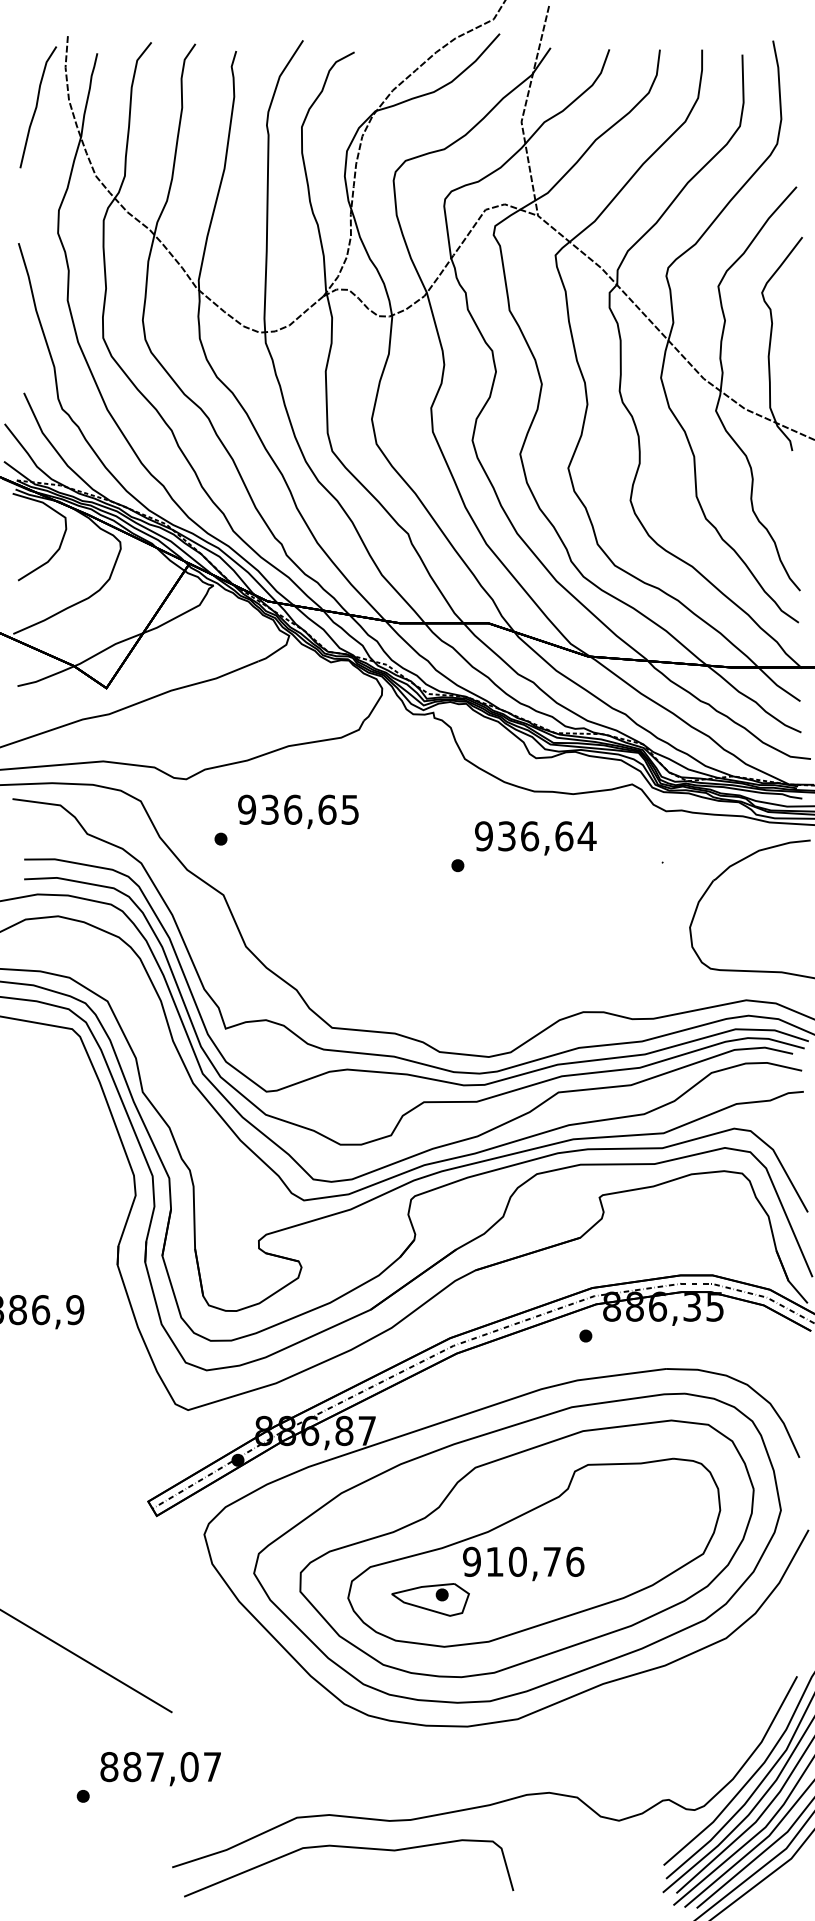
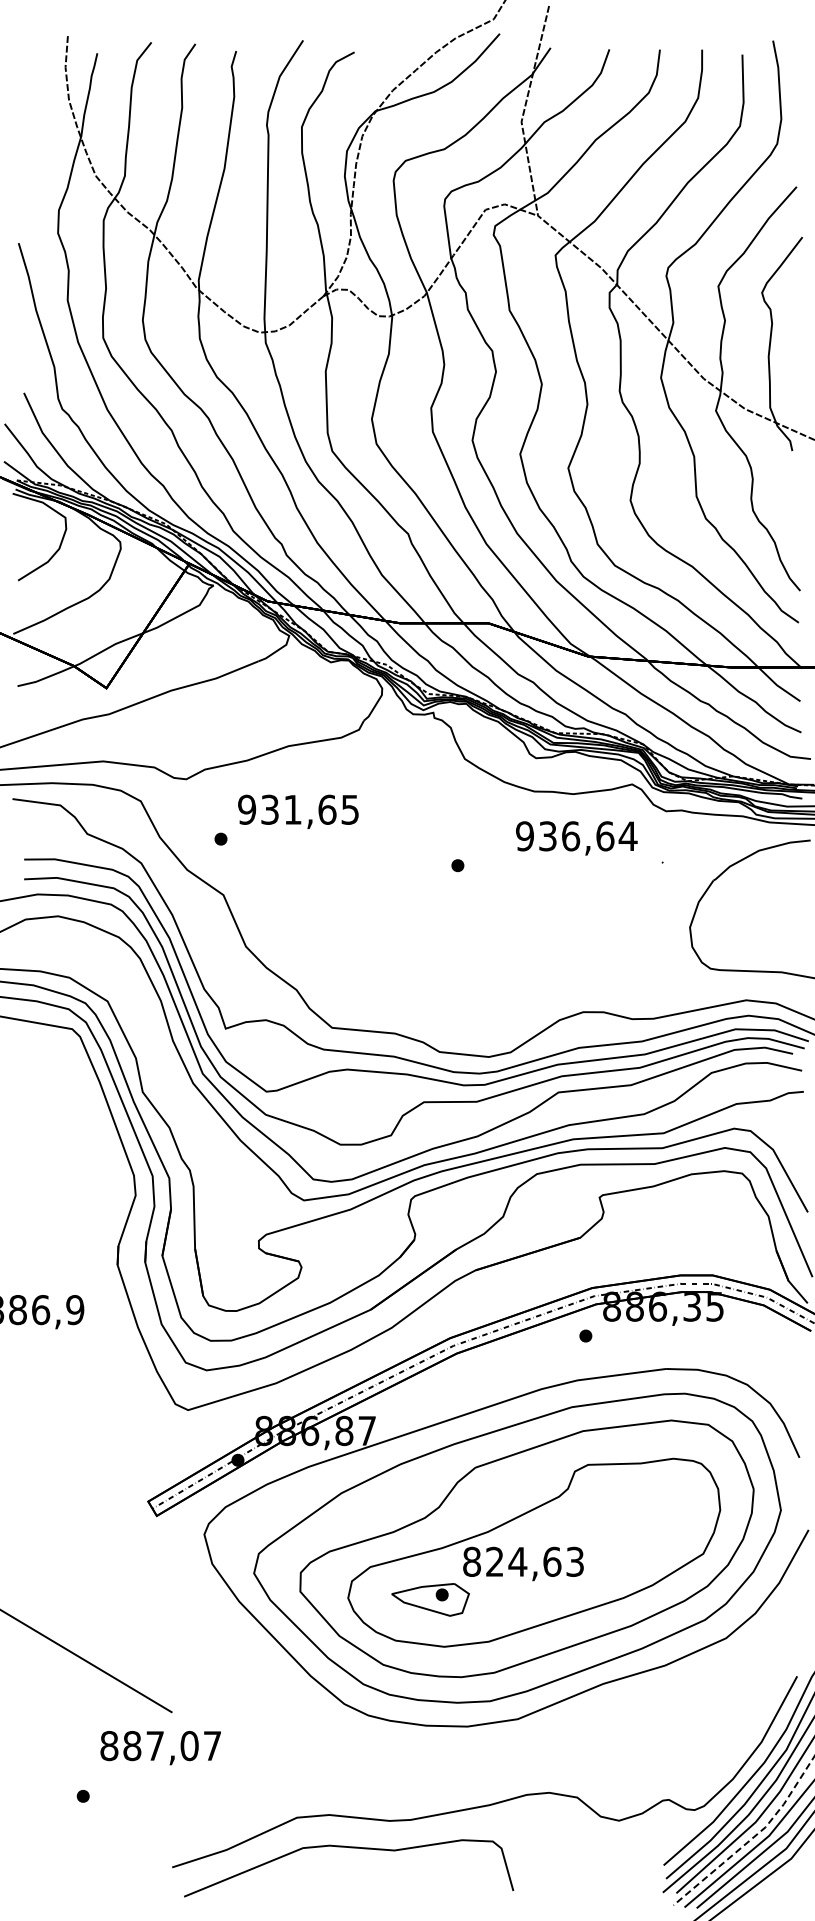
curve: present -> none (37, 107)
text: 936,65 -> 931,65 (293, 809)
text position: (535, 838) -> (576, 838) (576, 838)
text: 910,76 -> 824,63 (523, 1561)
text position: (160, 1769) -> (160, 1748) (160, 1748)
line: solid -> dashed (753, 1837)
